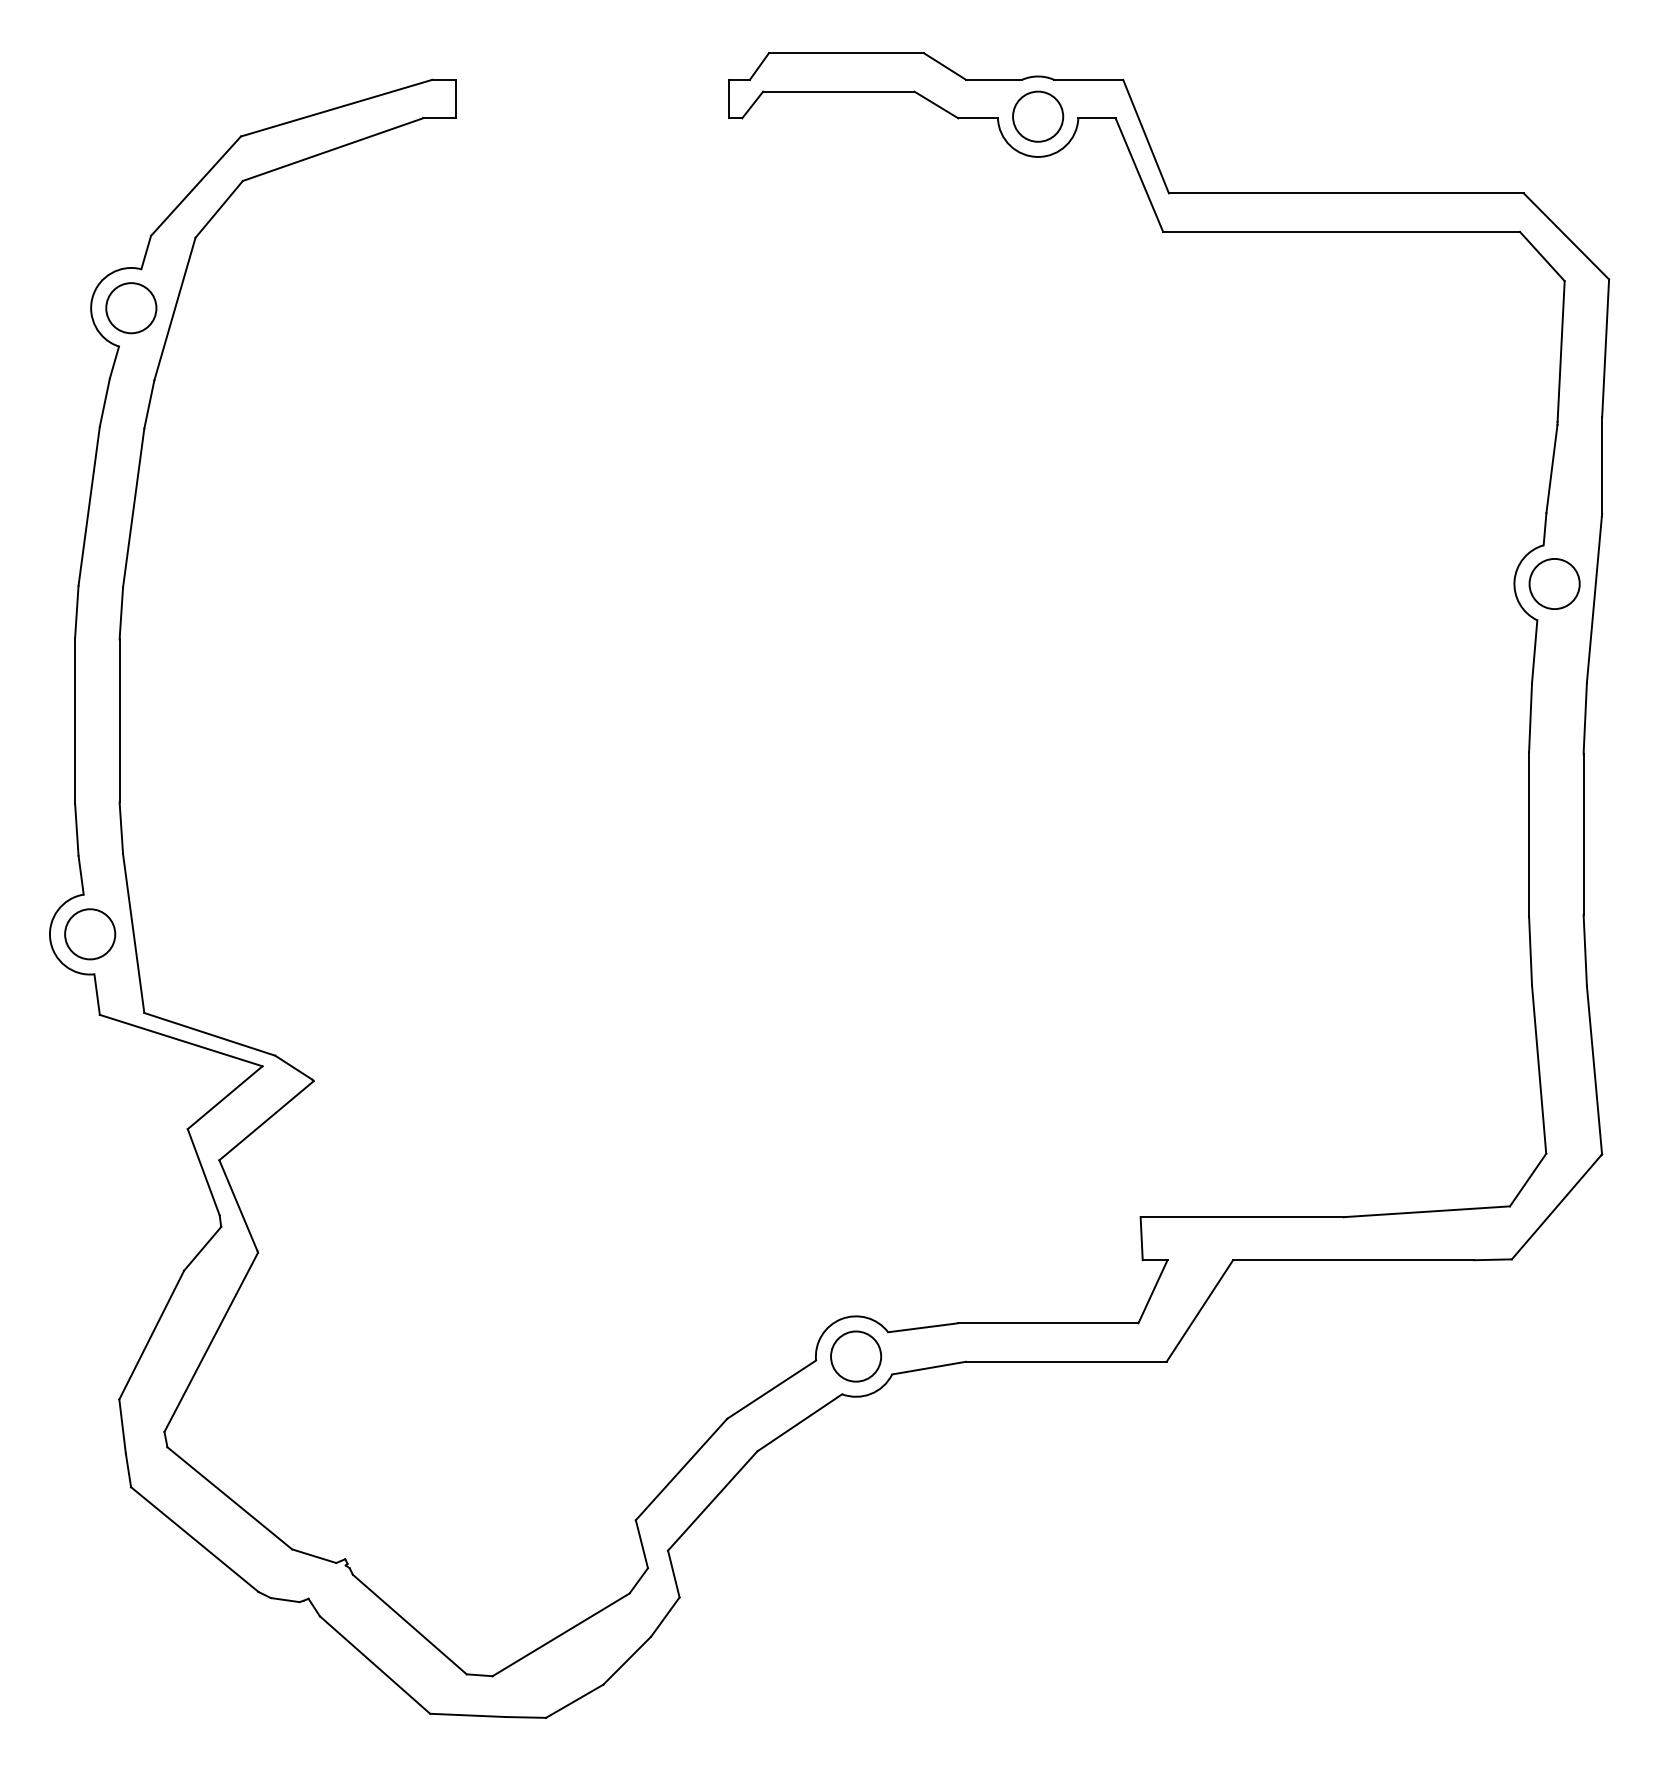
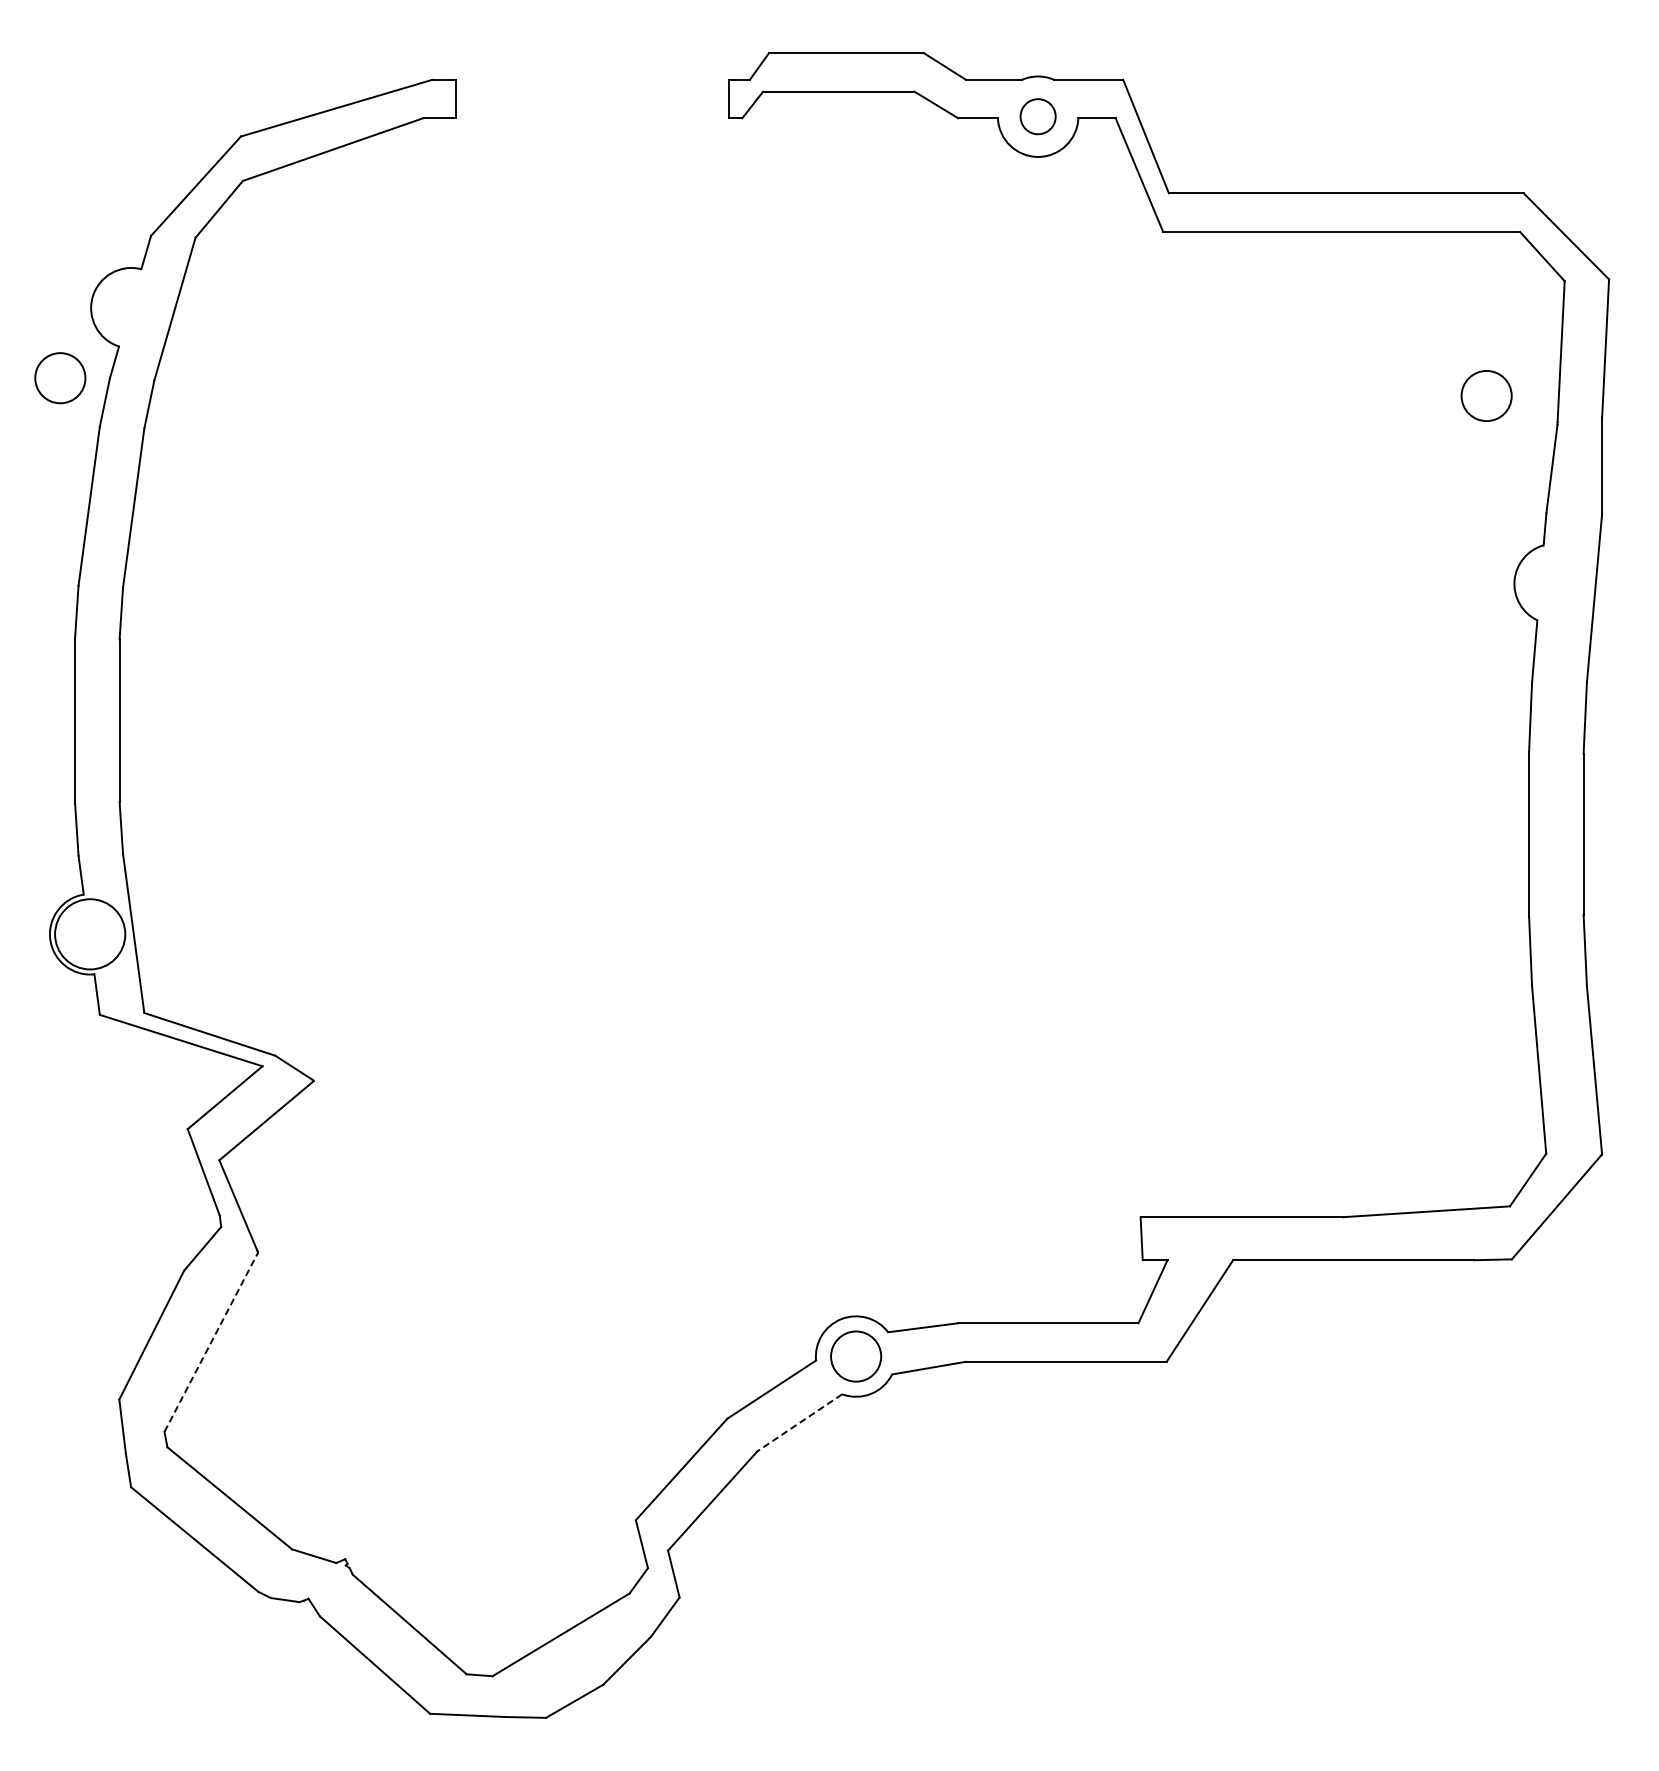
circle diameter: 50 px -> 35 px (1037, 116)
circle position: (131, 308) -> (60, 378) (60, 378)
circle position: (1554, 583) -> (1486, 395) (1486, 395)
circle diameter: 50 px -> 70 px (90, 934)
line: solid -> dashed (211, 1341)
line: solid -> dashed (799, 1423)
